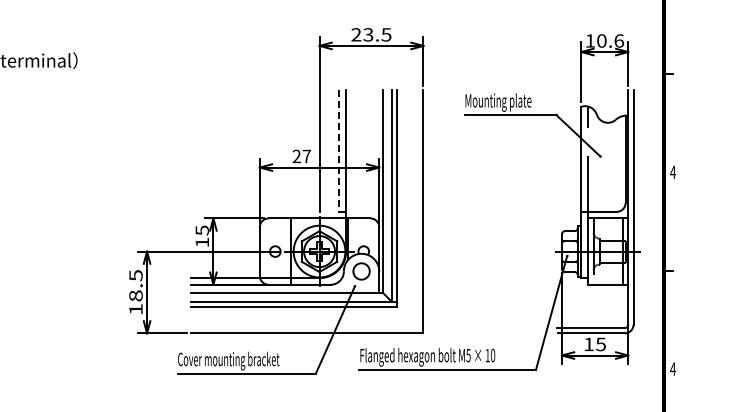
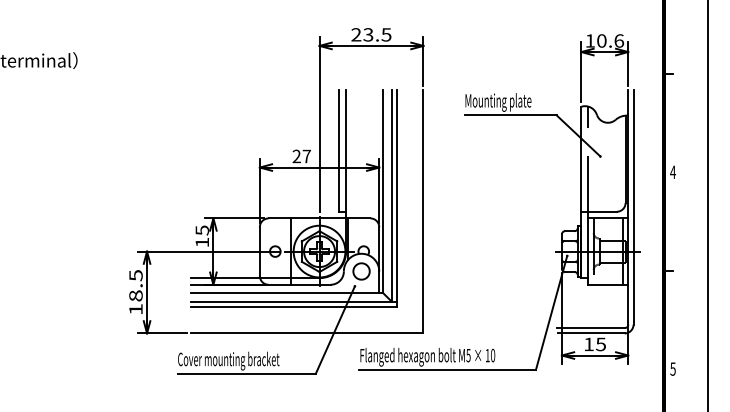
line: dashed -> solid (339, 150)
line: none -> present (708, 205)
text: 4 -> 5 (673, 368)
